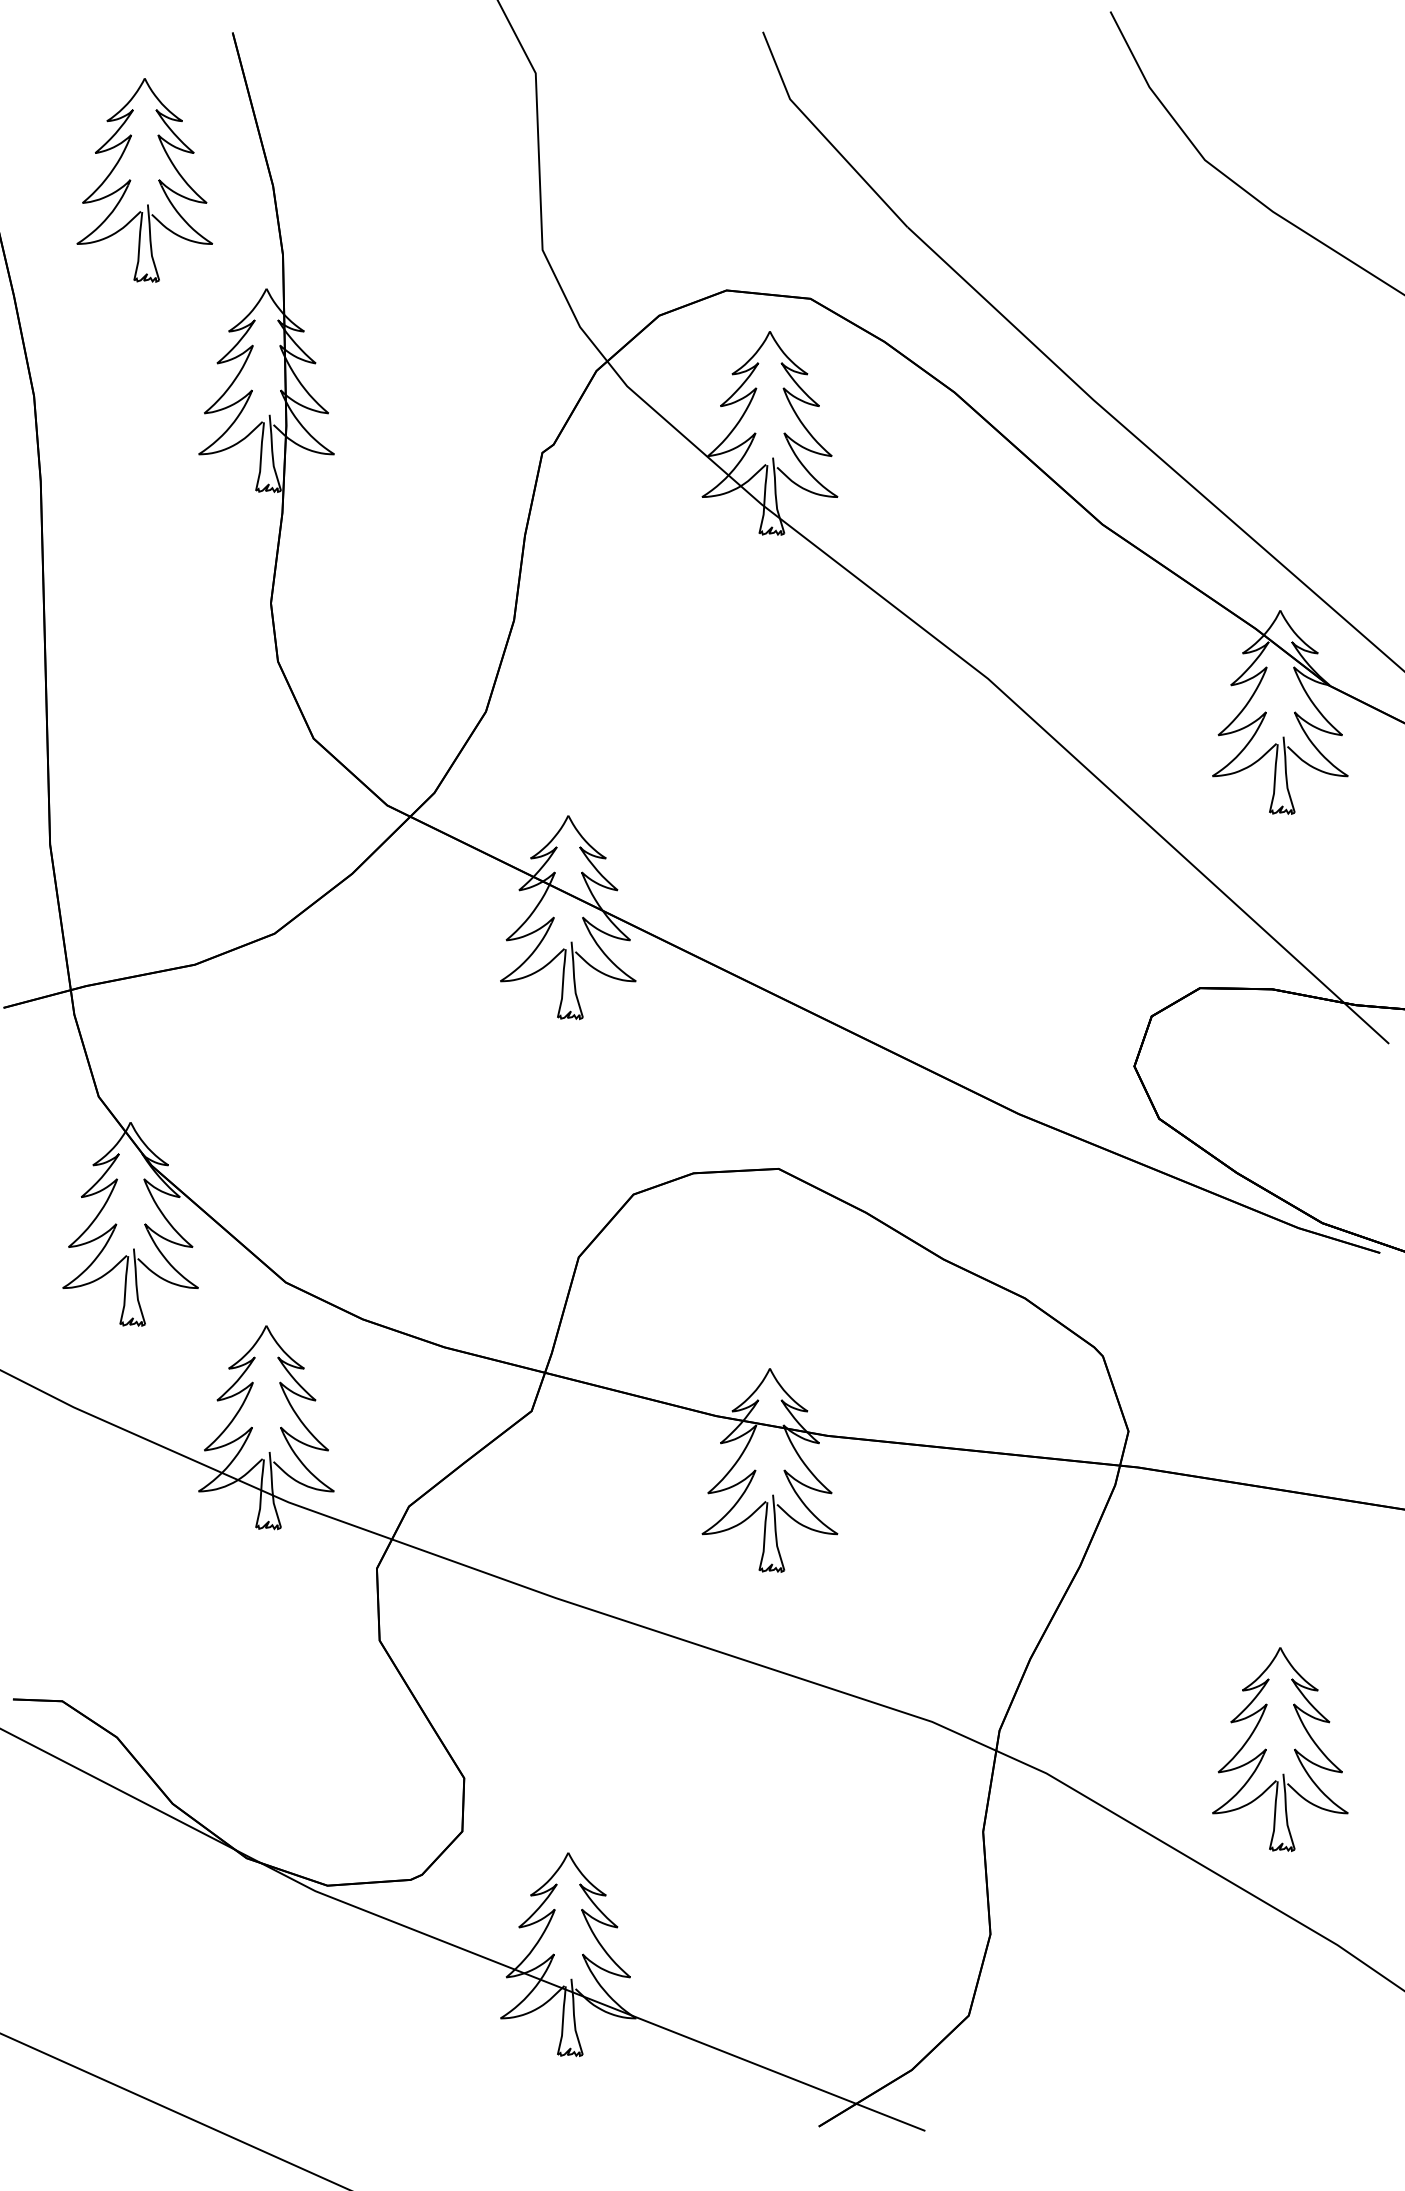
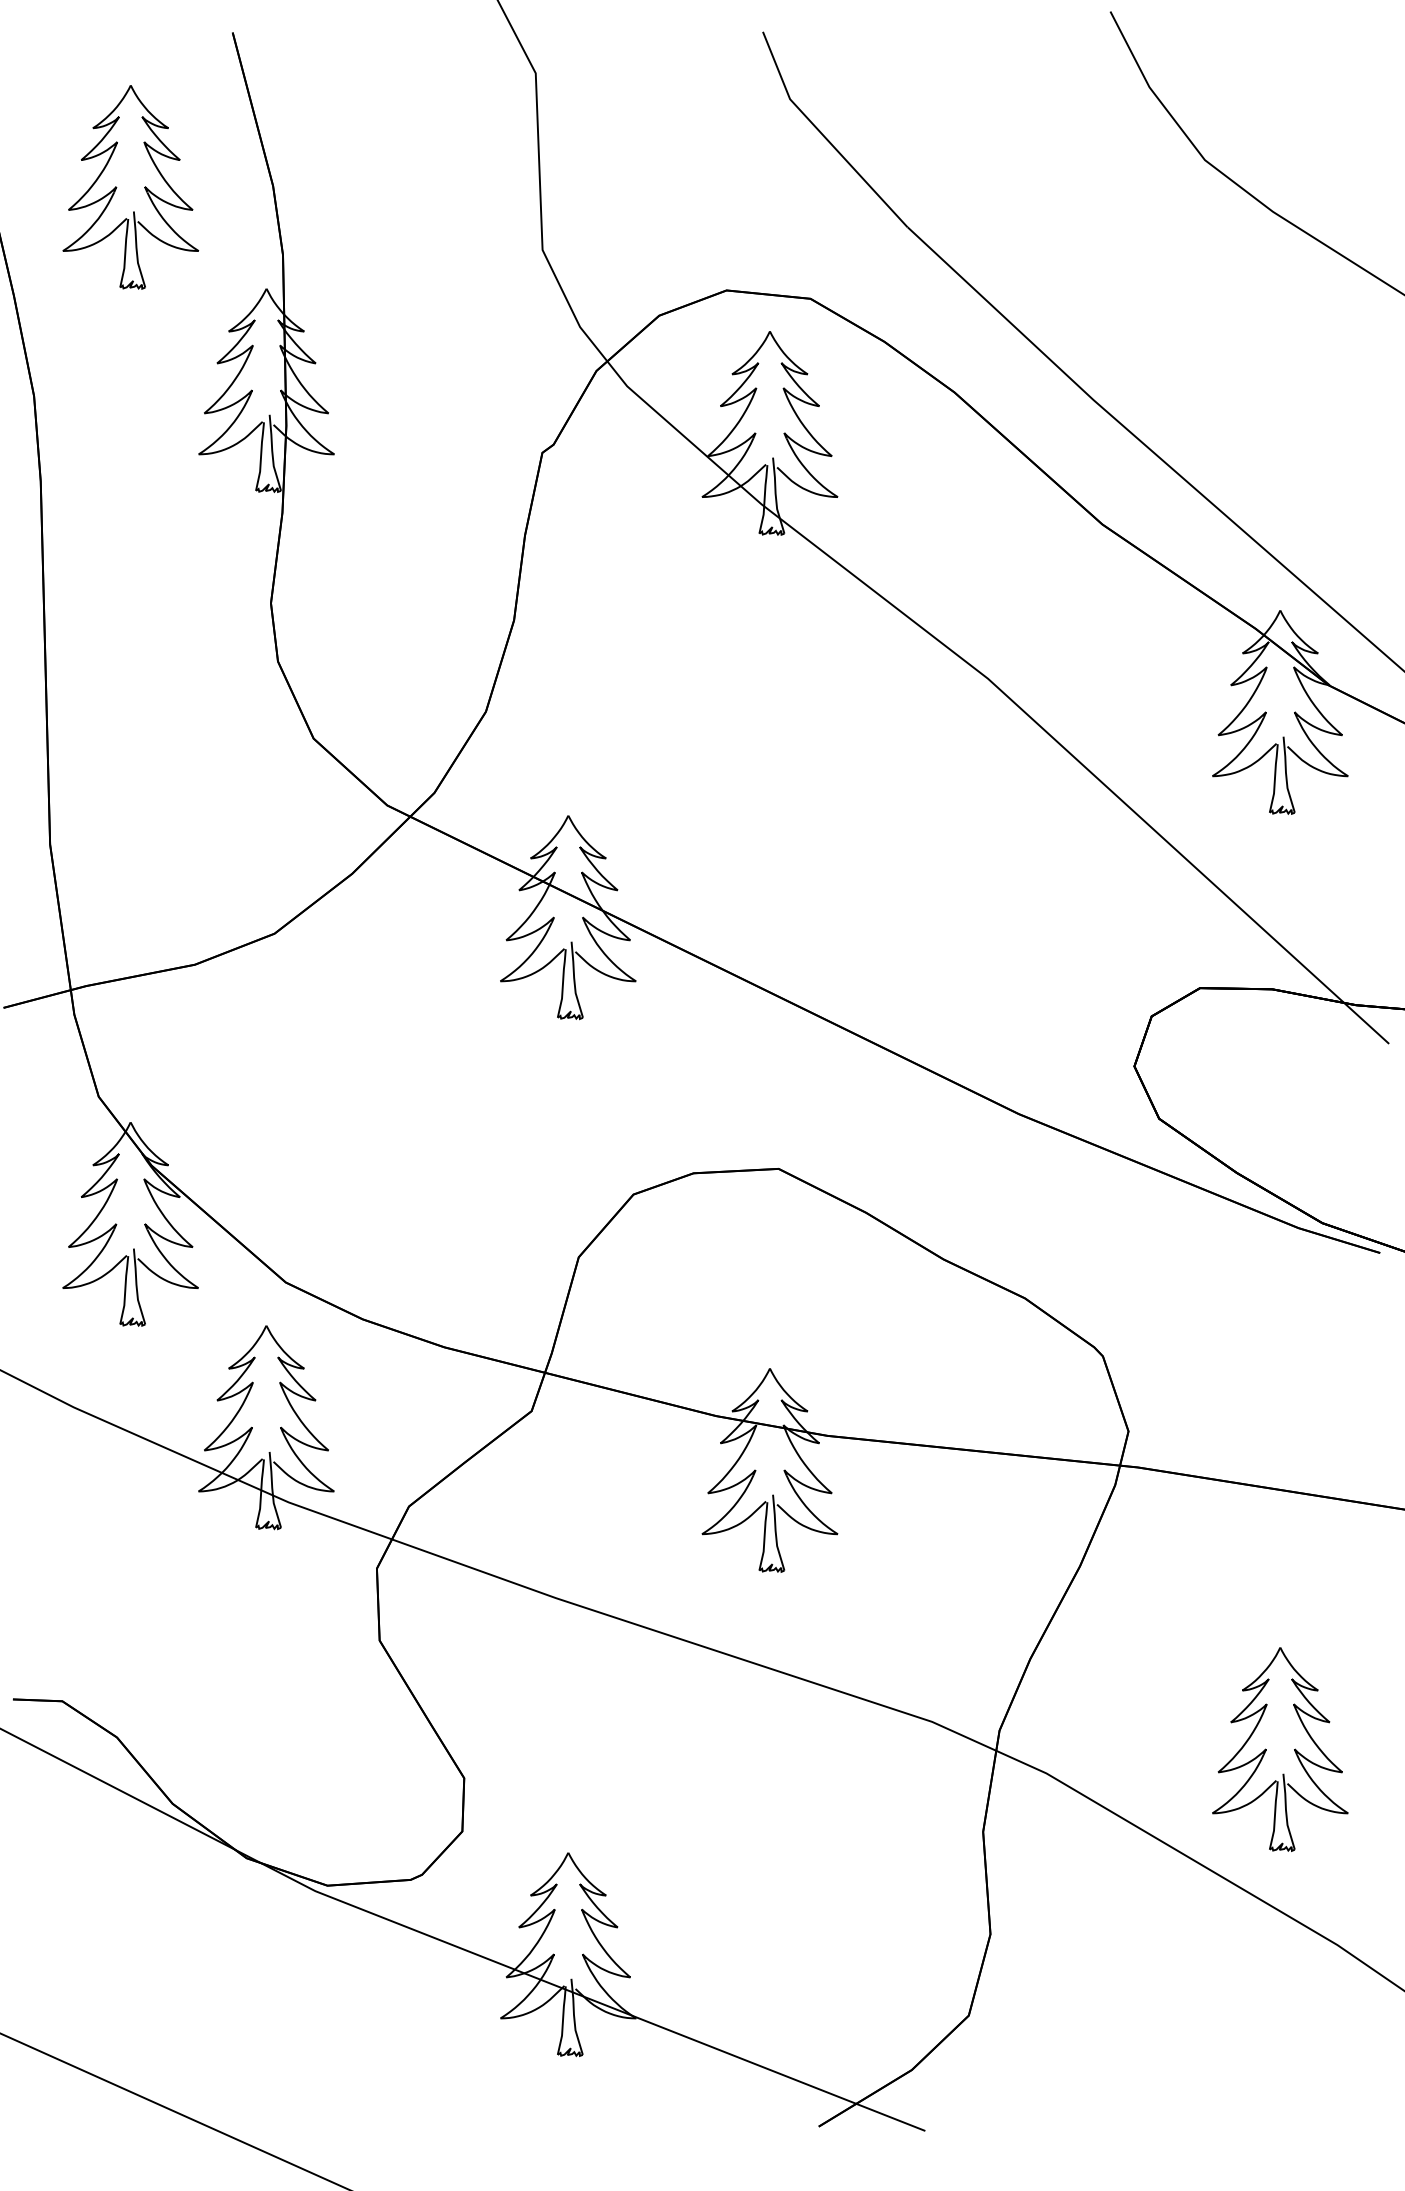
part position: (131, 180) -> (117, 187) (117, 187)
